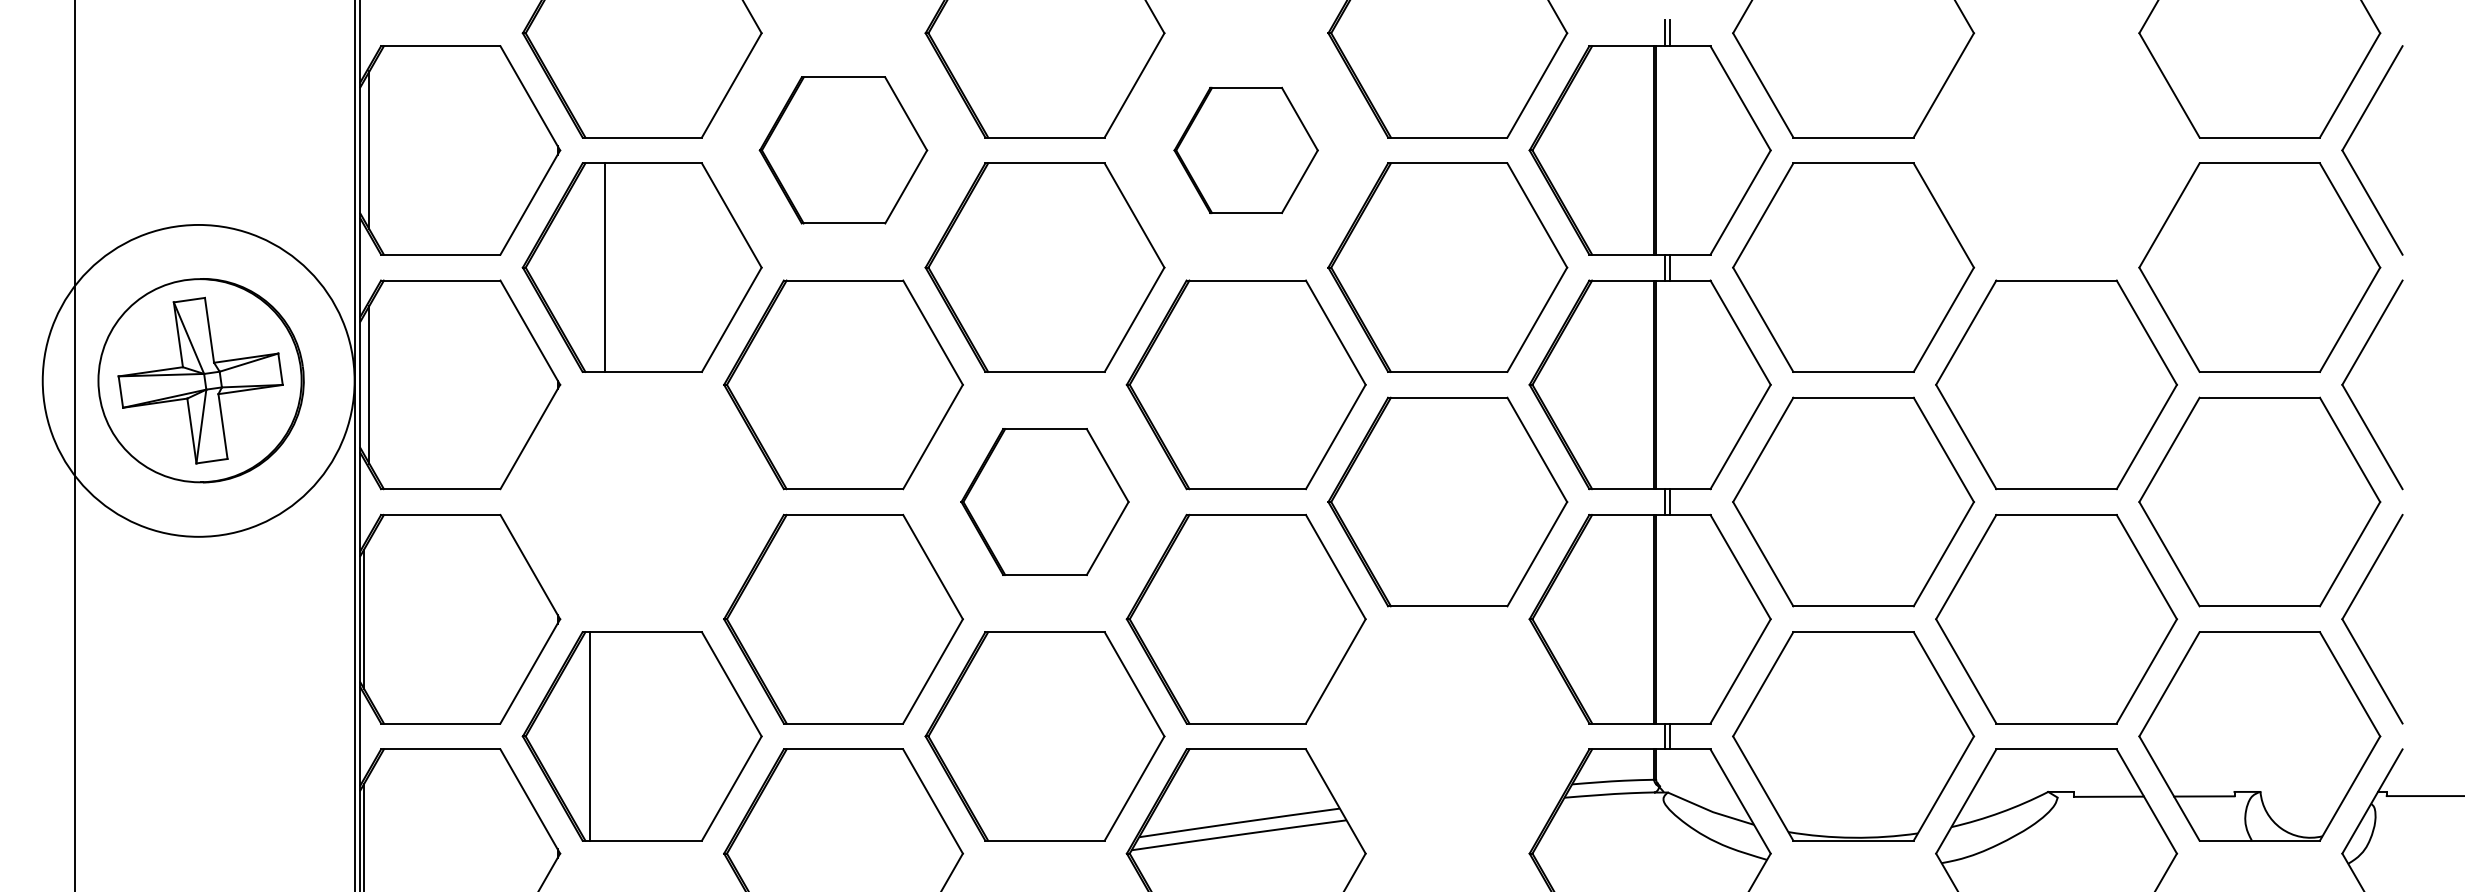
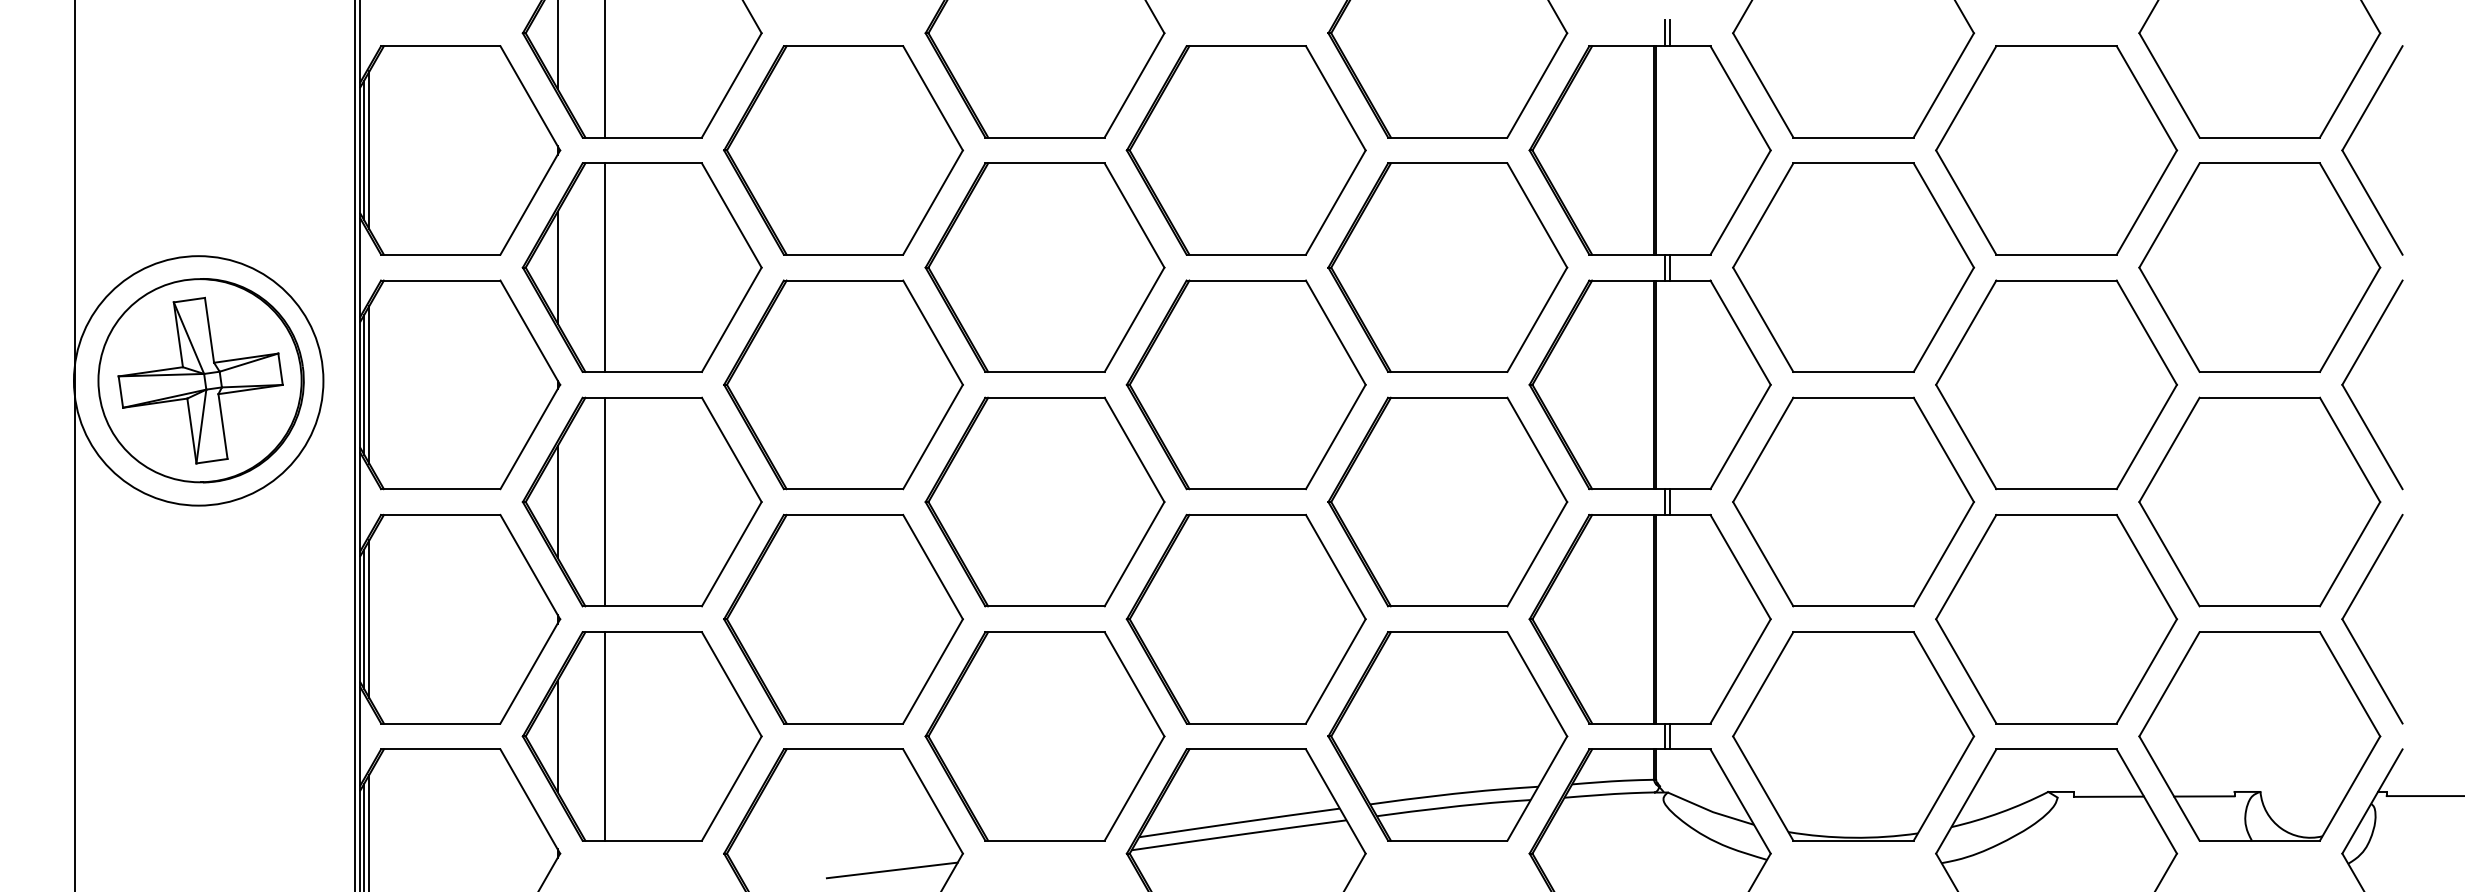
line: none -> present (557, 45)
line: none -> present (604, 69)
part size: 146x128 px -> 242x211 px (1245, 150)
line: none -> present (364, 150)
part size: 171x149 px -> 241x211 px (843, 150)
part: none -> present (2056, 150)
line: none -> present (557, 267)
circle diameter: 312 px -> 250 px (198, 380)
line: none -> present (364, 384)
part: none -> present (641, 501)
part size: 170x148 px -> 242x212 px (1044, 501)
line: none -> present (369, 619)
line: none -> present (557, 736)
line position: (589, 736) -> (604, 736) (604, 736)
part: none -> present (1447, 736)
line: none -> present (369, 831)
line: none -> present (891, 870)
